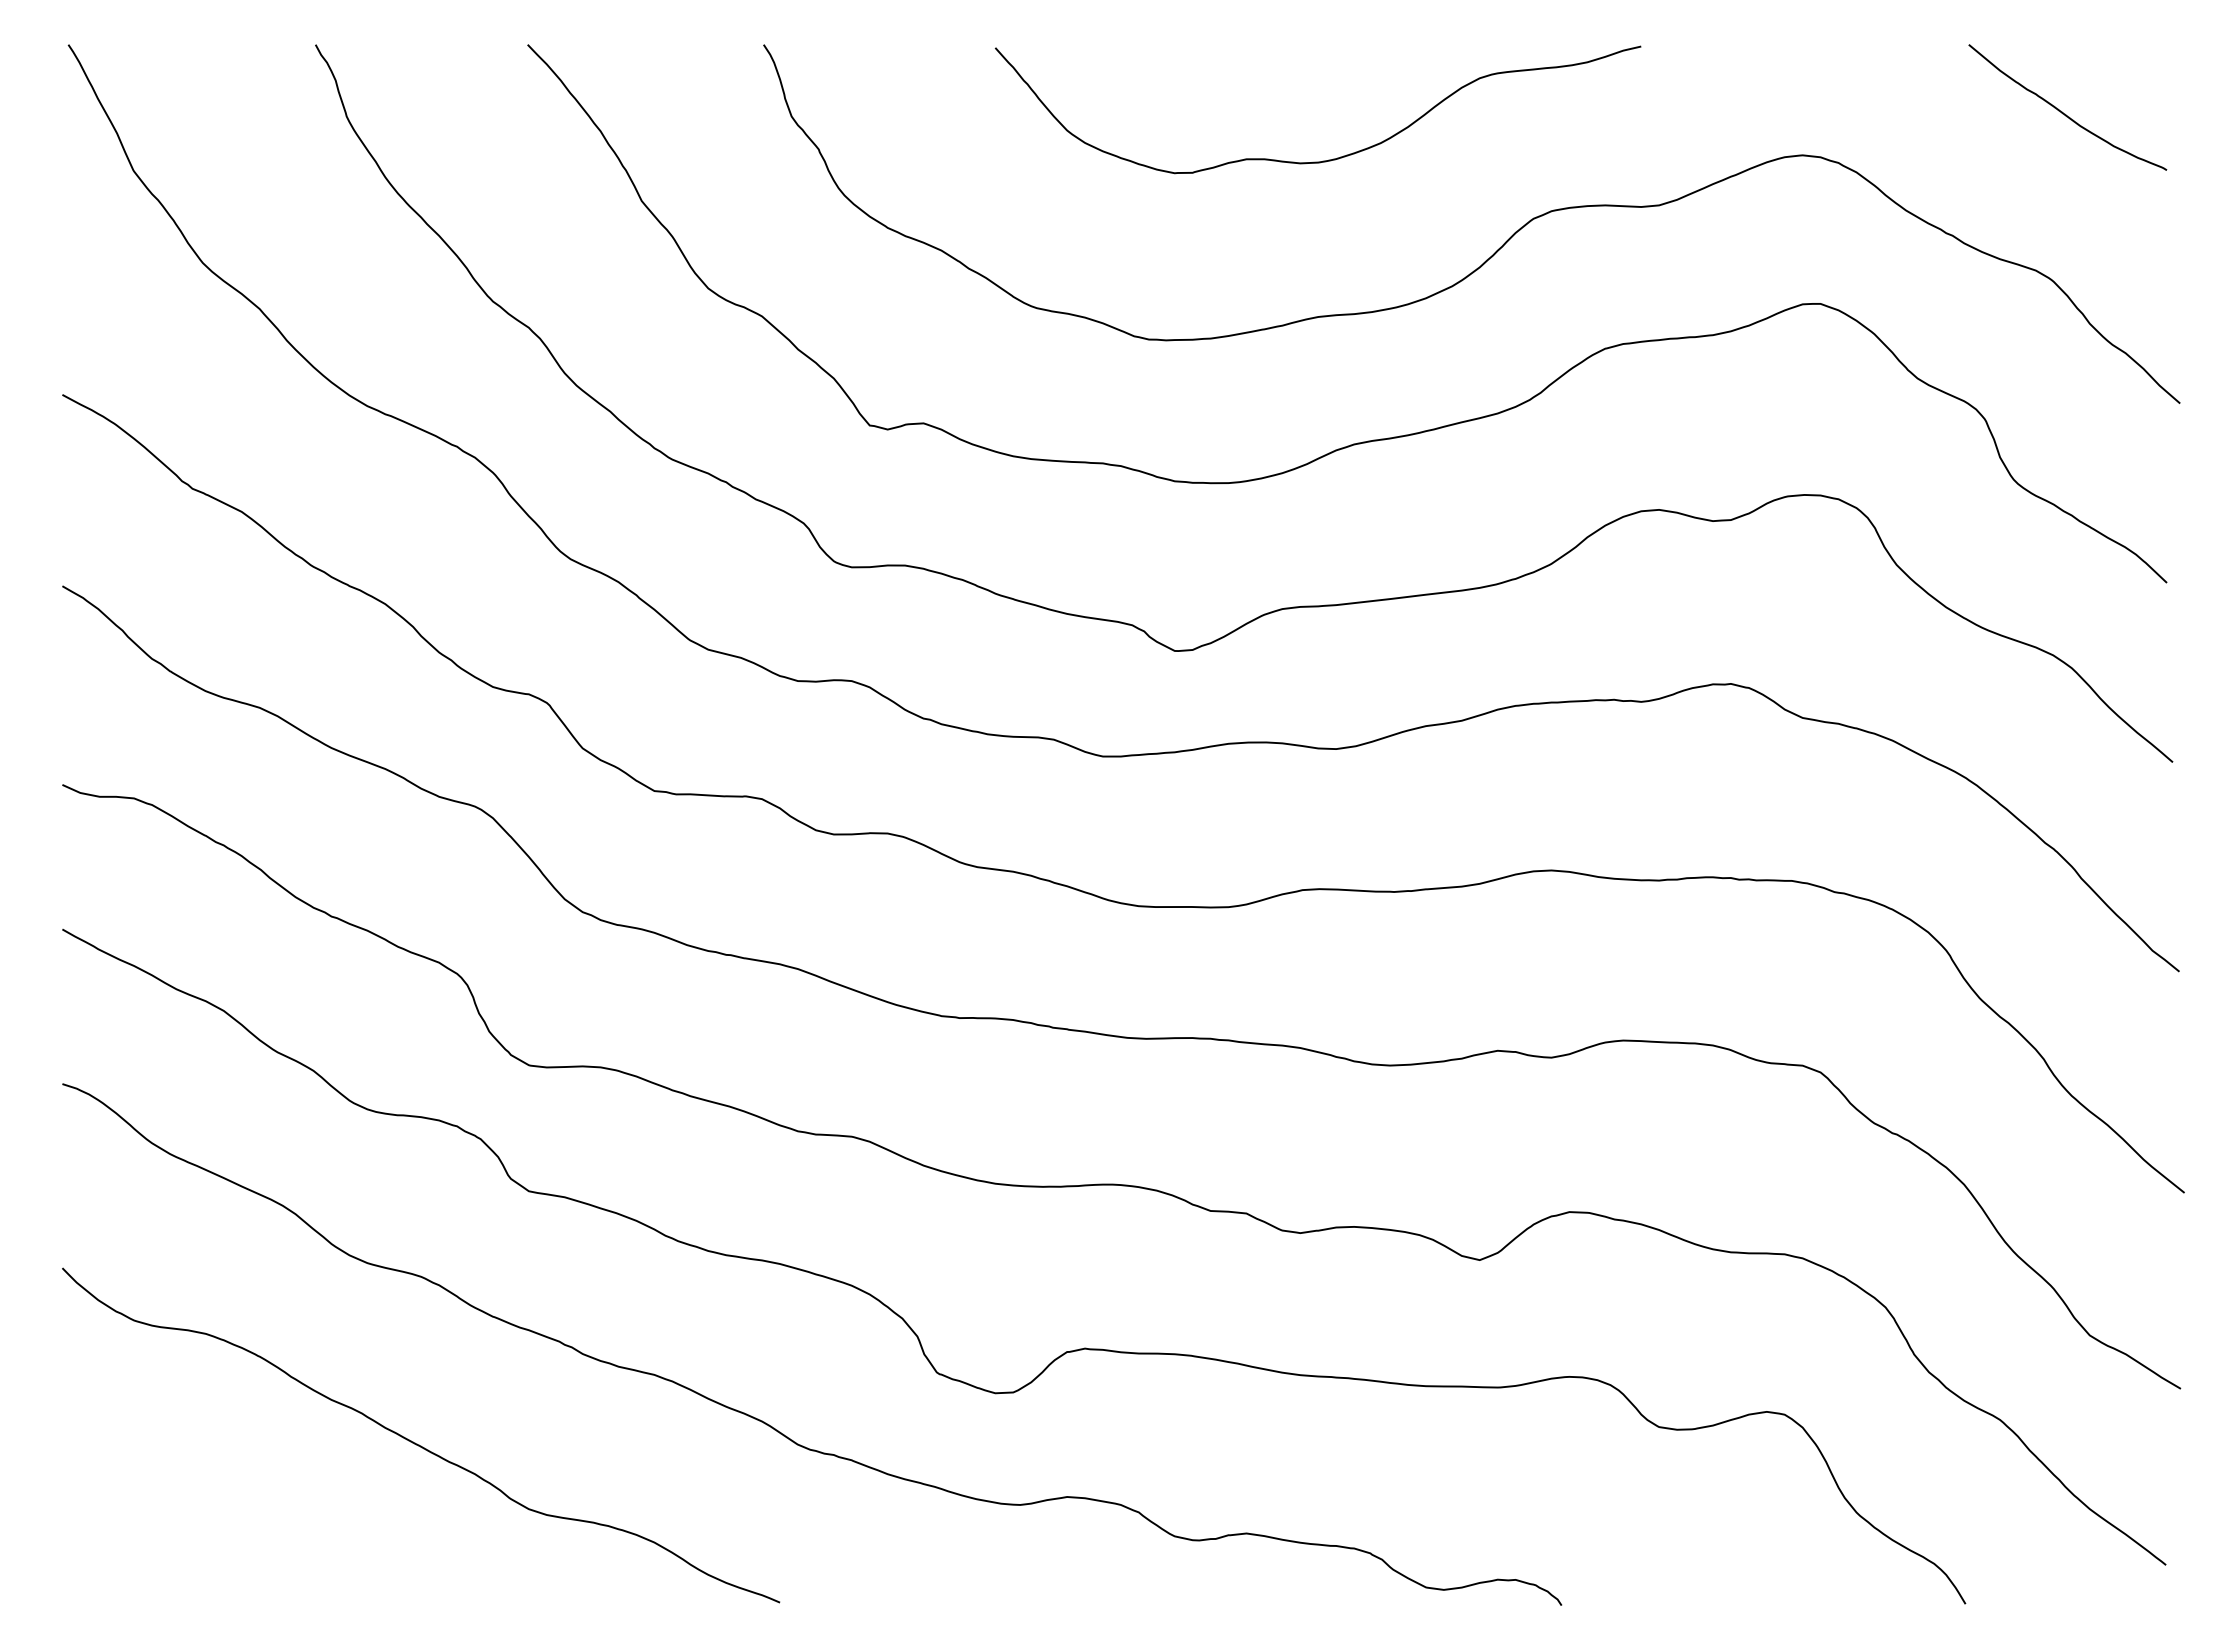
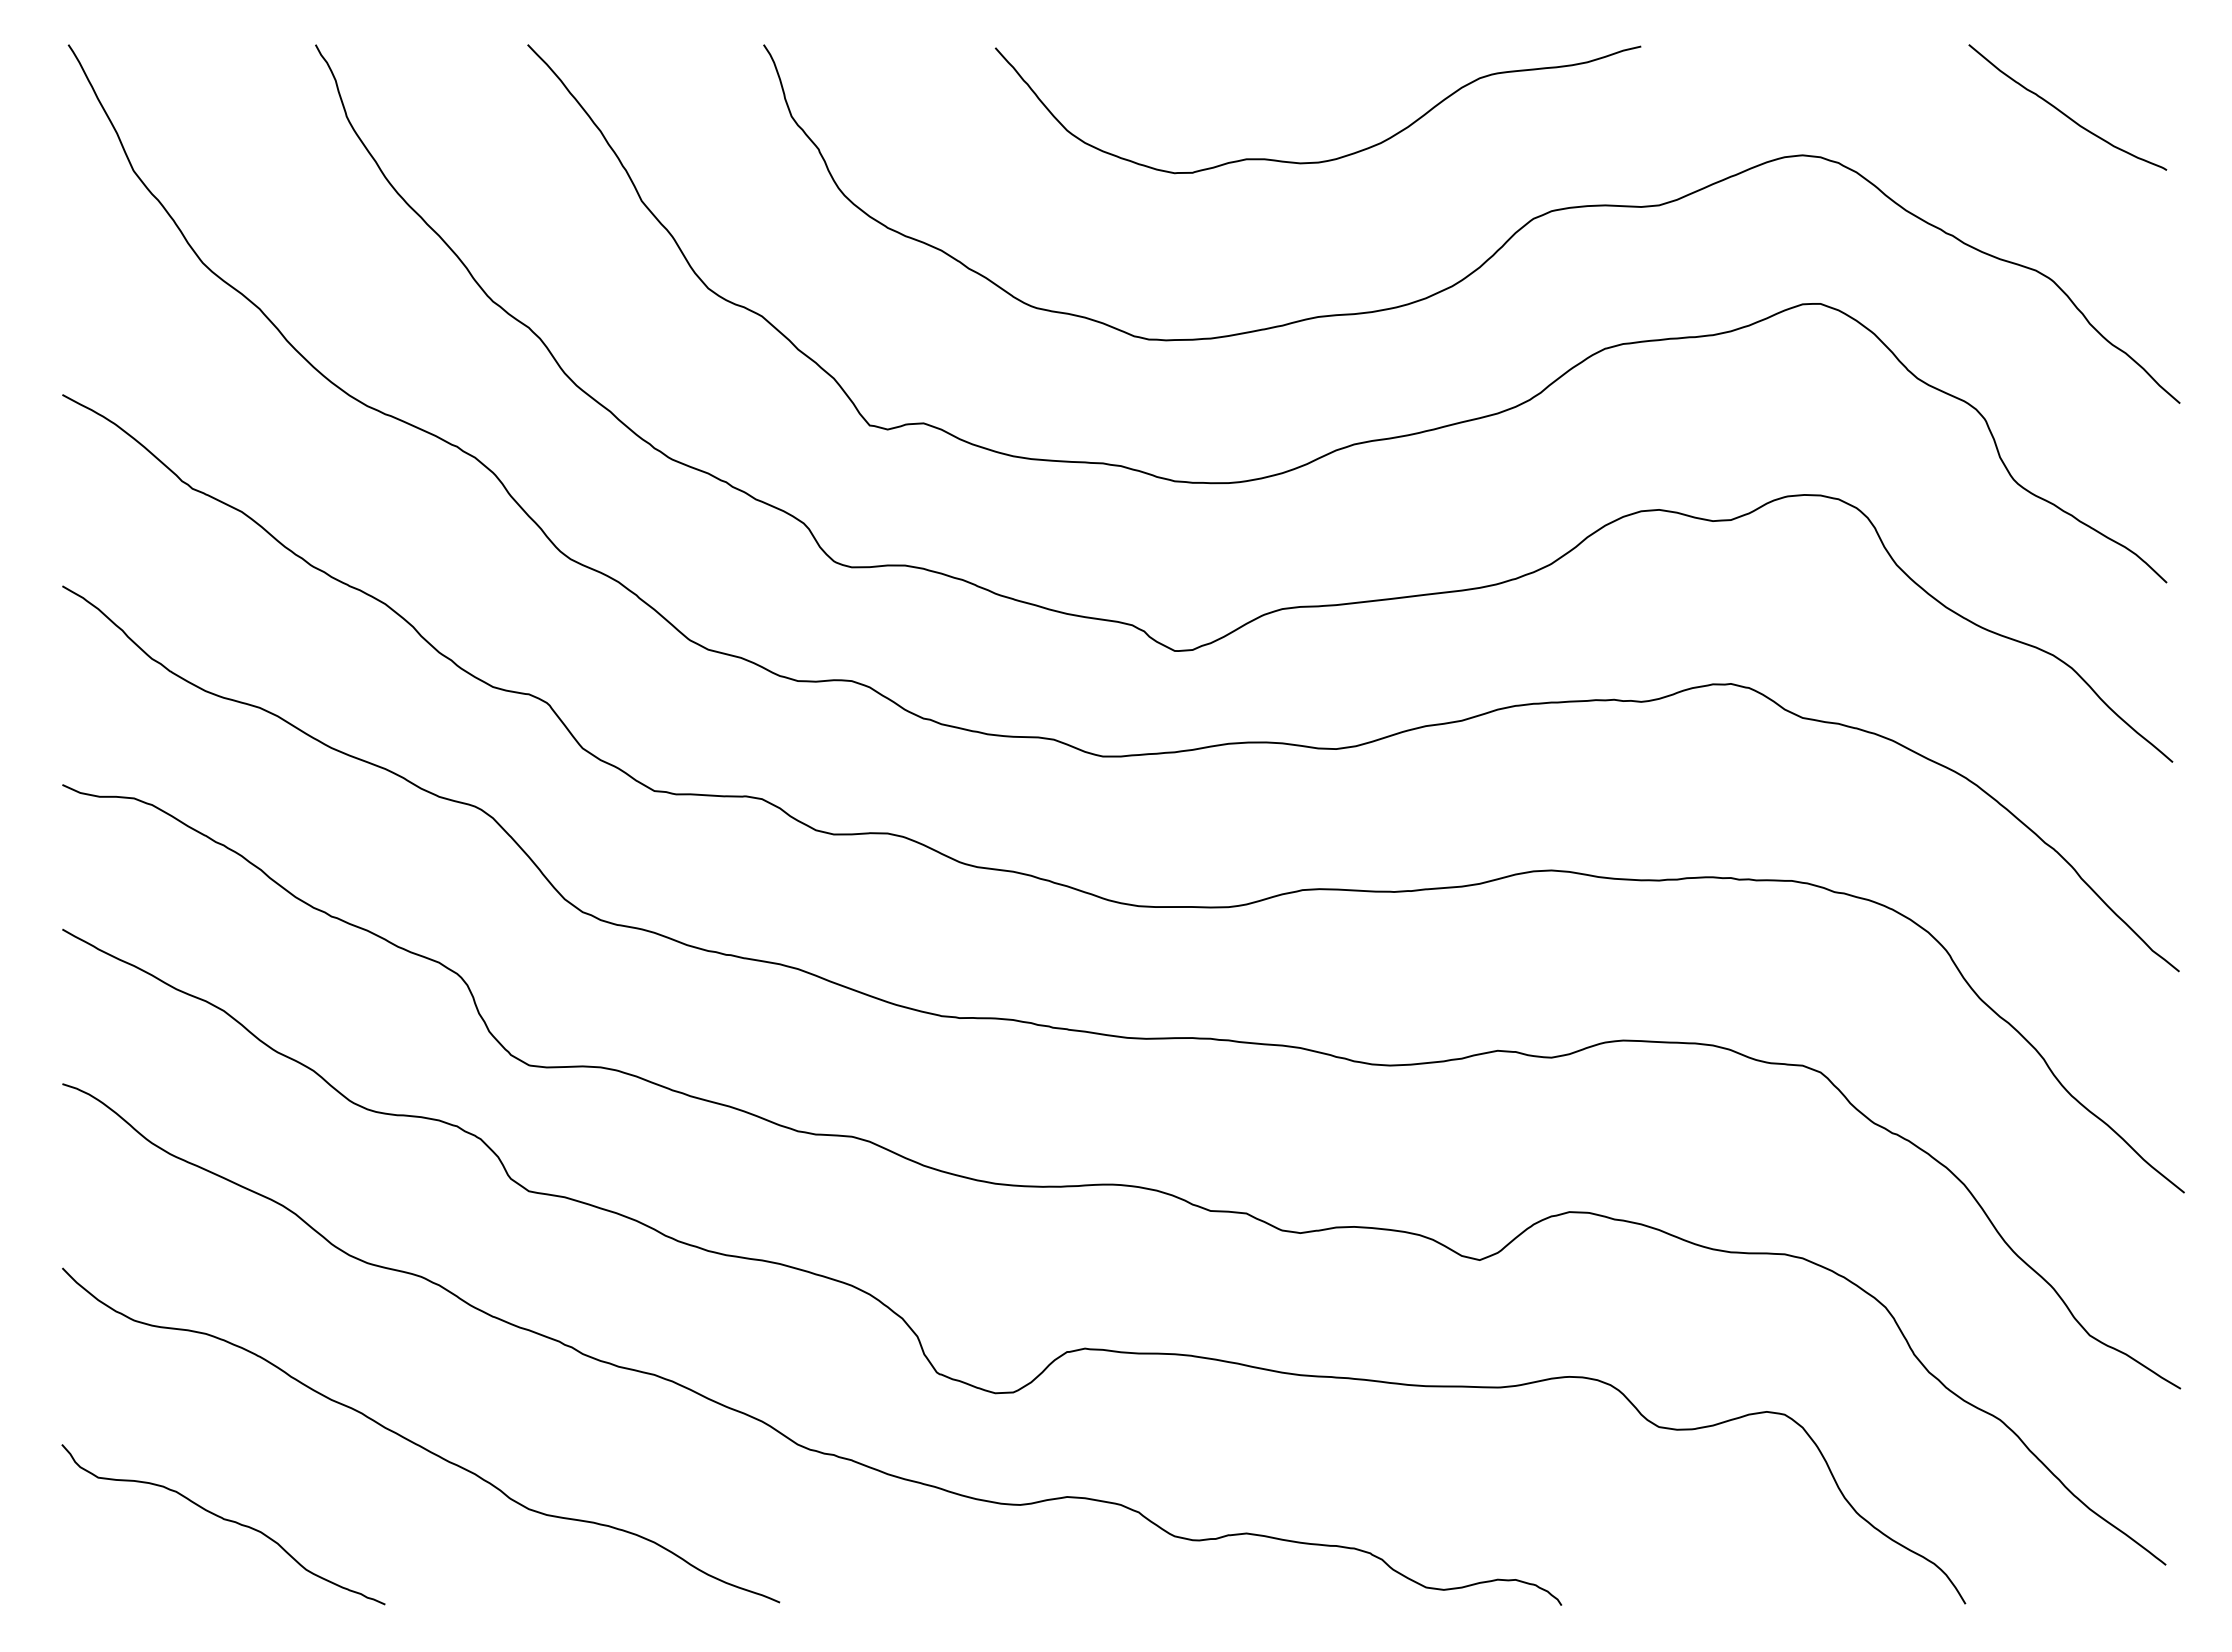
curve: none -> present (224, 1520)
